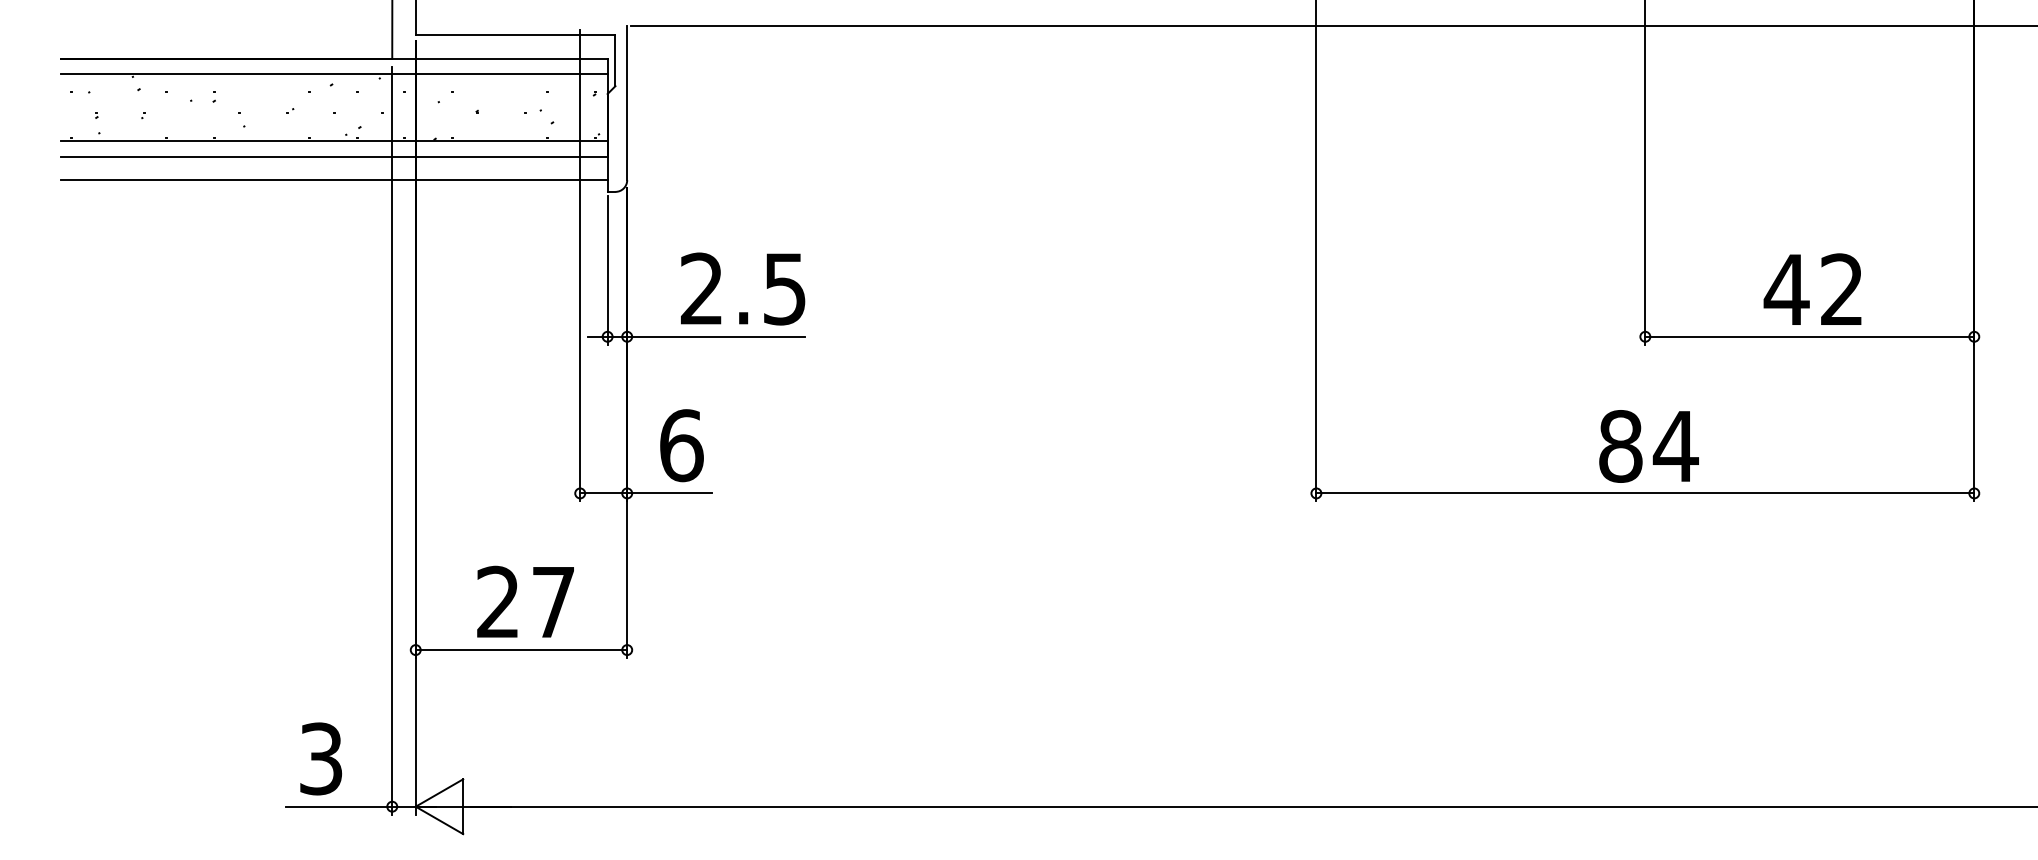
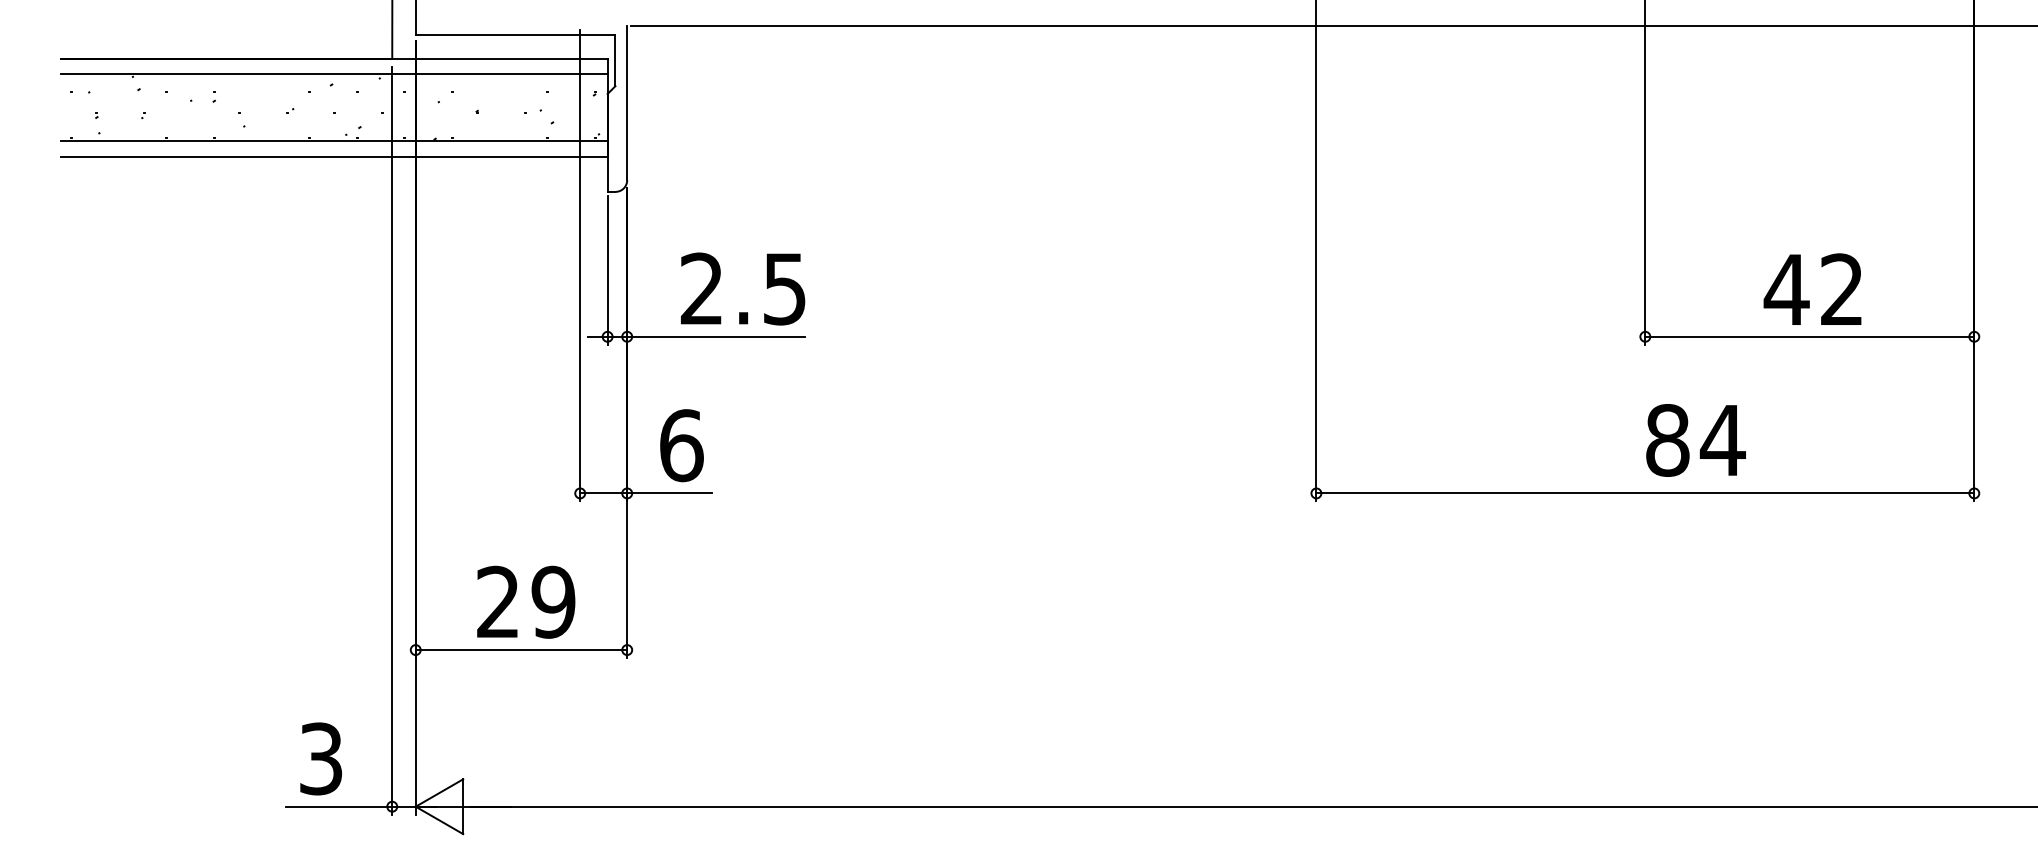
line: present -> none (334, 180)
text position: (1648, 446) -> (1695, 440) (1695, 440)
text: 27 -> 29 (553, 601)
